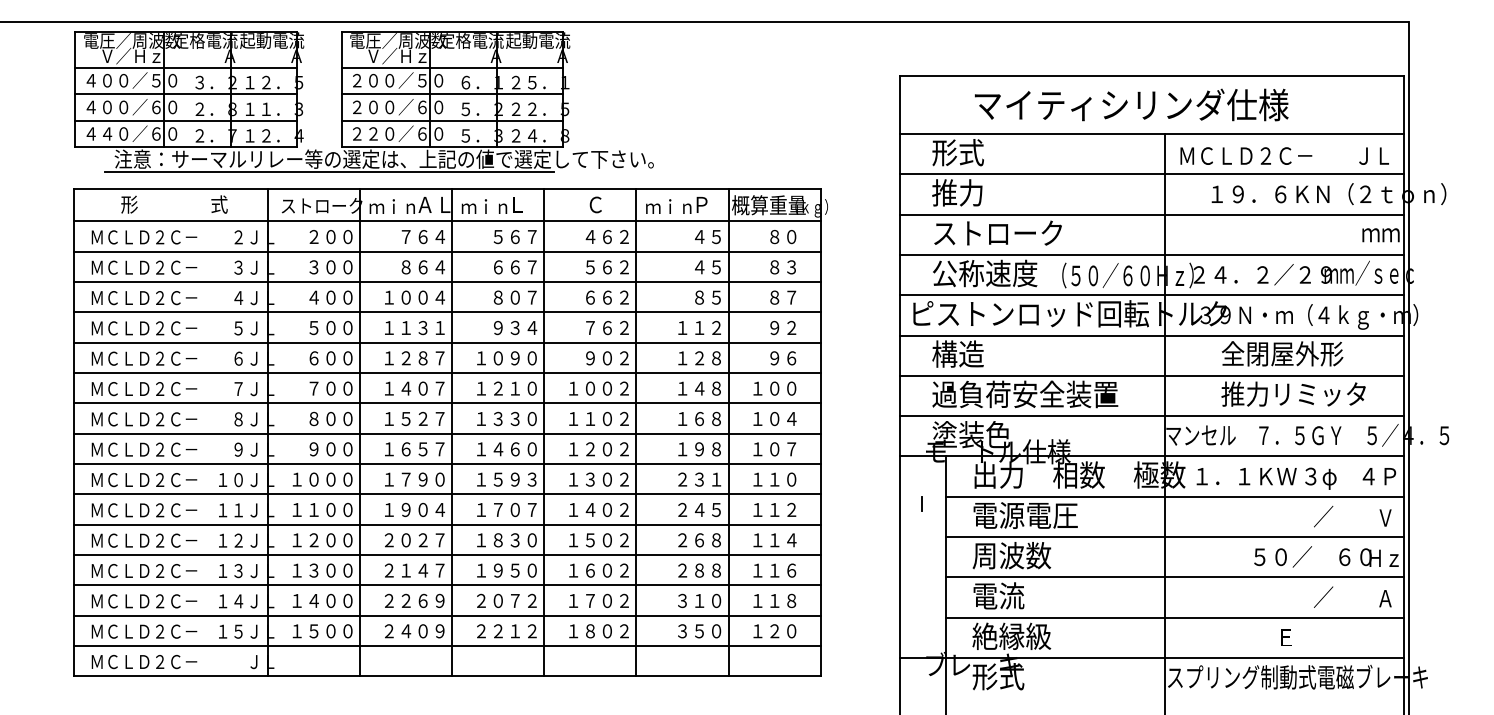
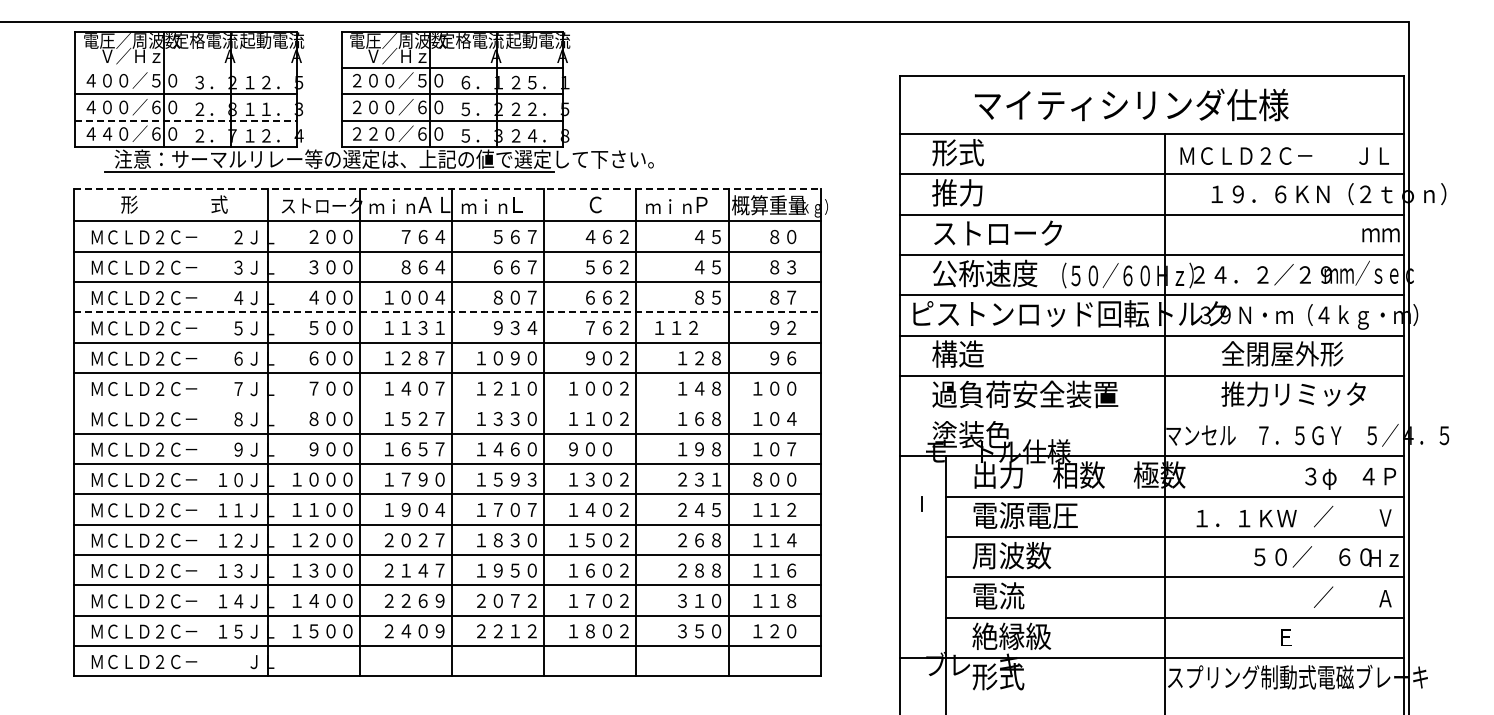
line: present -> none (186, 67)
line: solid -> dashed (186, 120)
line: solid -> dashed (448, 189)
line: solid -> dashed (448, 312)
text position: (699, 327) -> (676, 327) (676, 327)
line: present -> none (447, 403)
line: present -> none (1151, 416)
text: １２０２ -> ９００ (598, 449)
text position: (1246, 476) -> (1246, 518) (1246, 518)
text: １１０ -> ８００ (766, 479)
